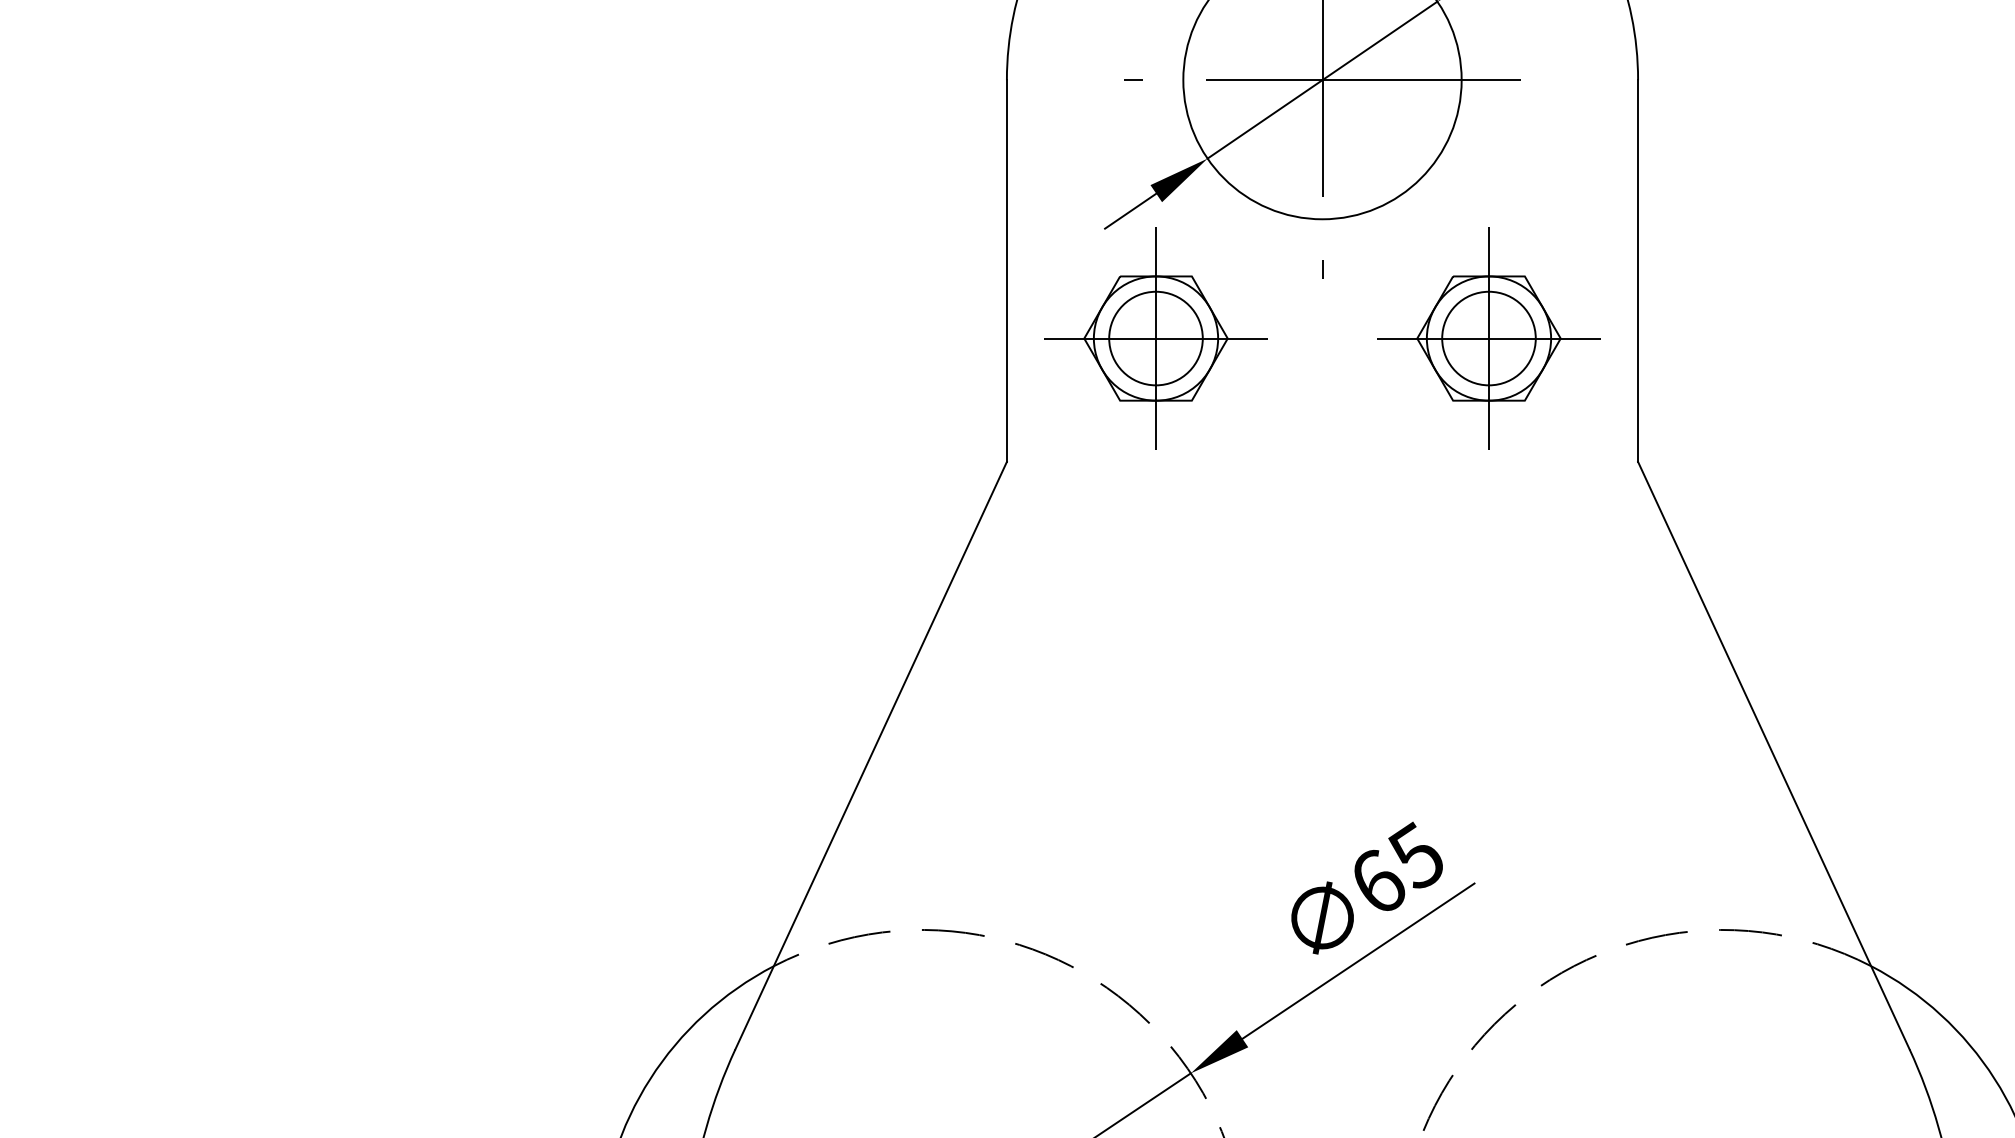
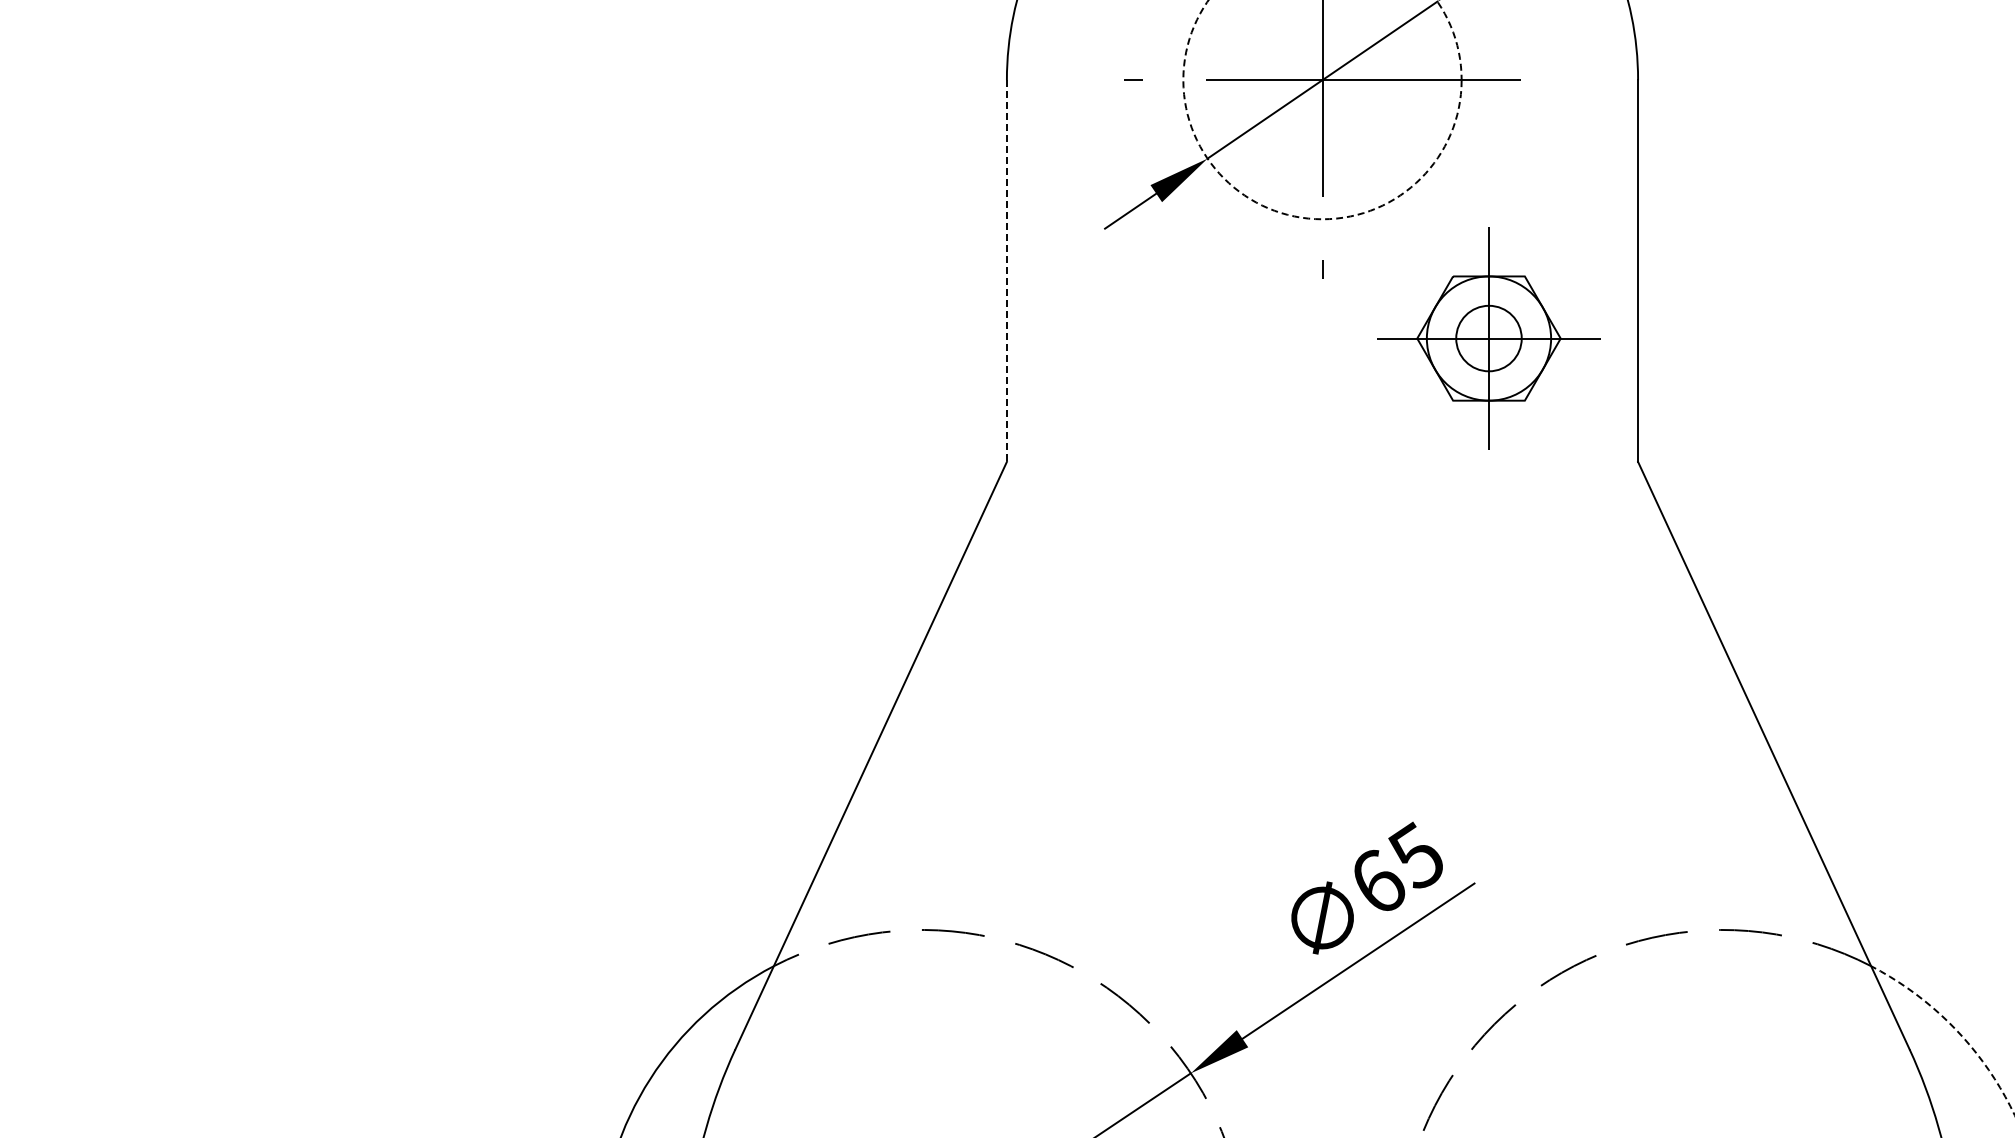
circle: solid -> dashed (1322, 109)
line: solid -> dashed (1006, 271)
part: present -> none (1155, 338)
circle diameter: 94 px -> 66 px (1488, 338)
arc: solid -> dashed (1954, 1028)
